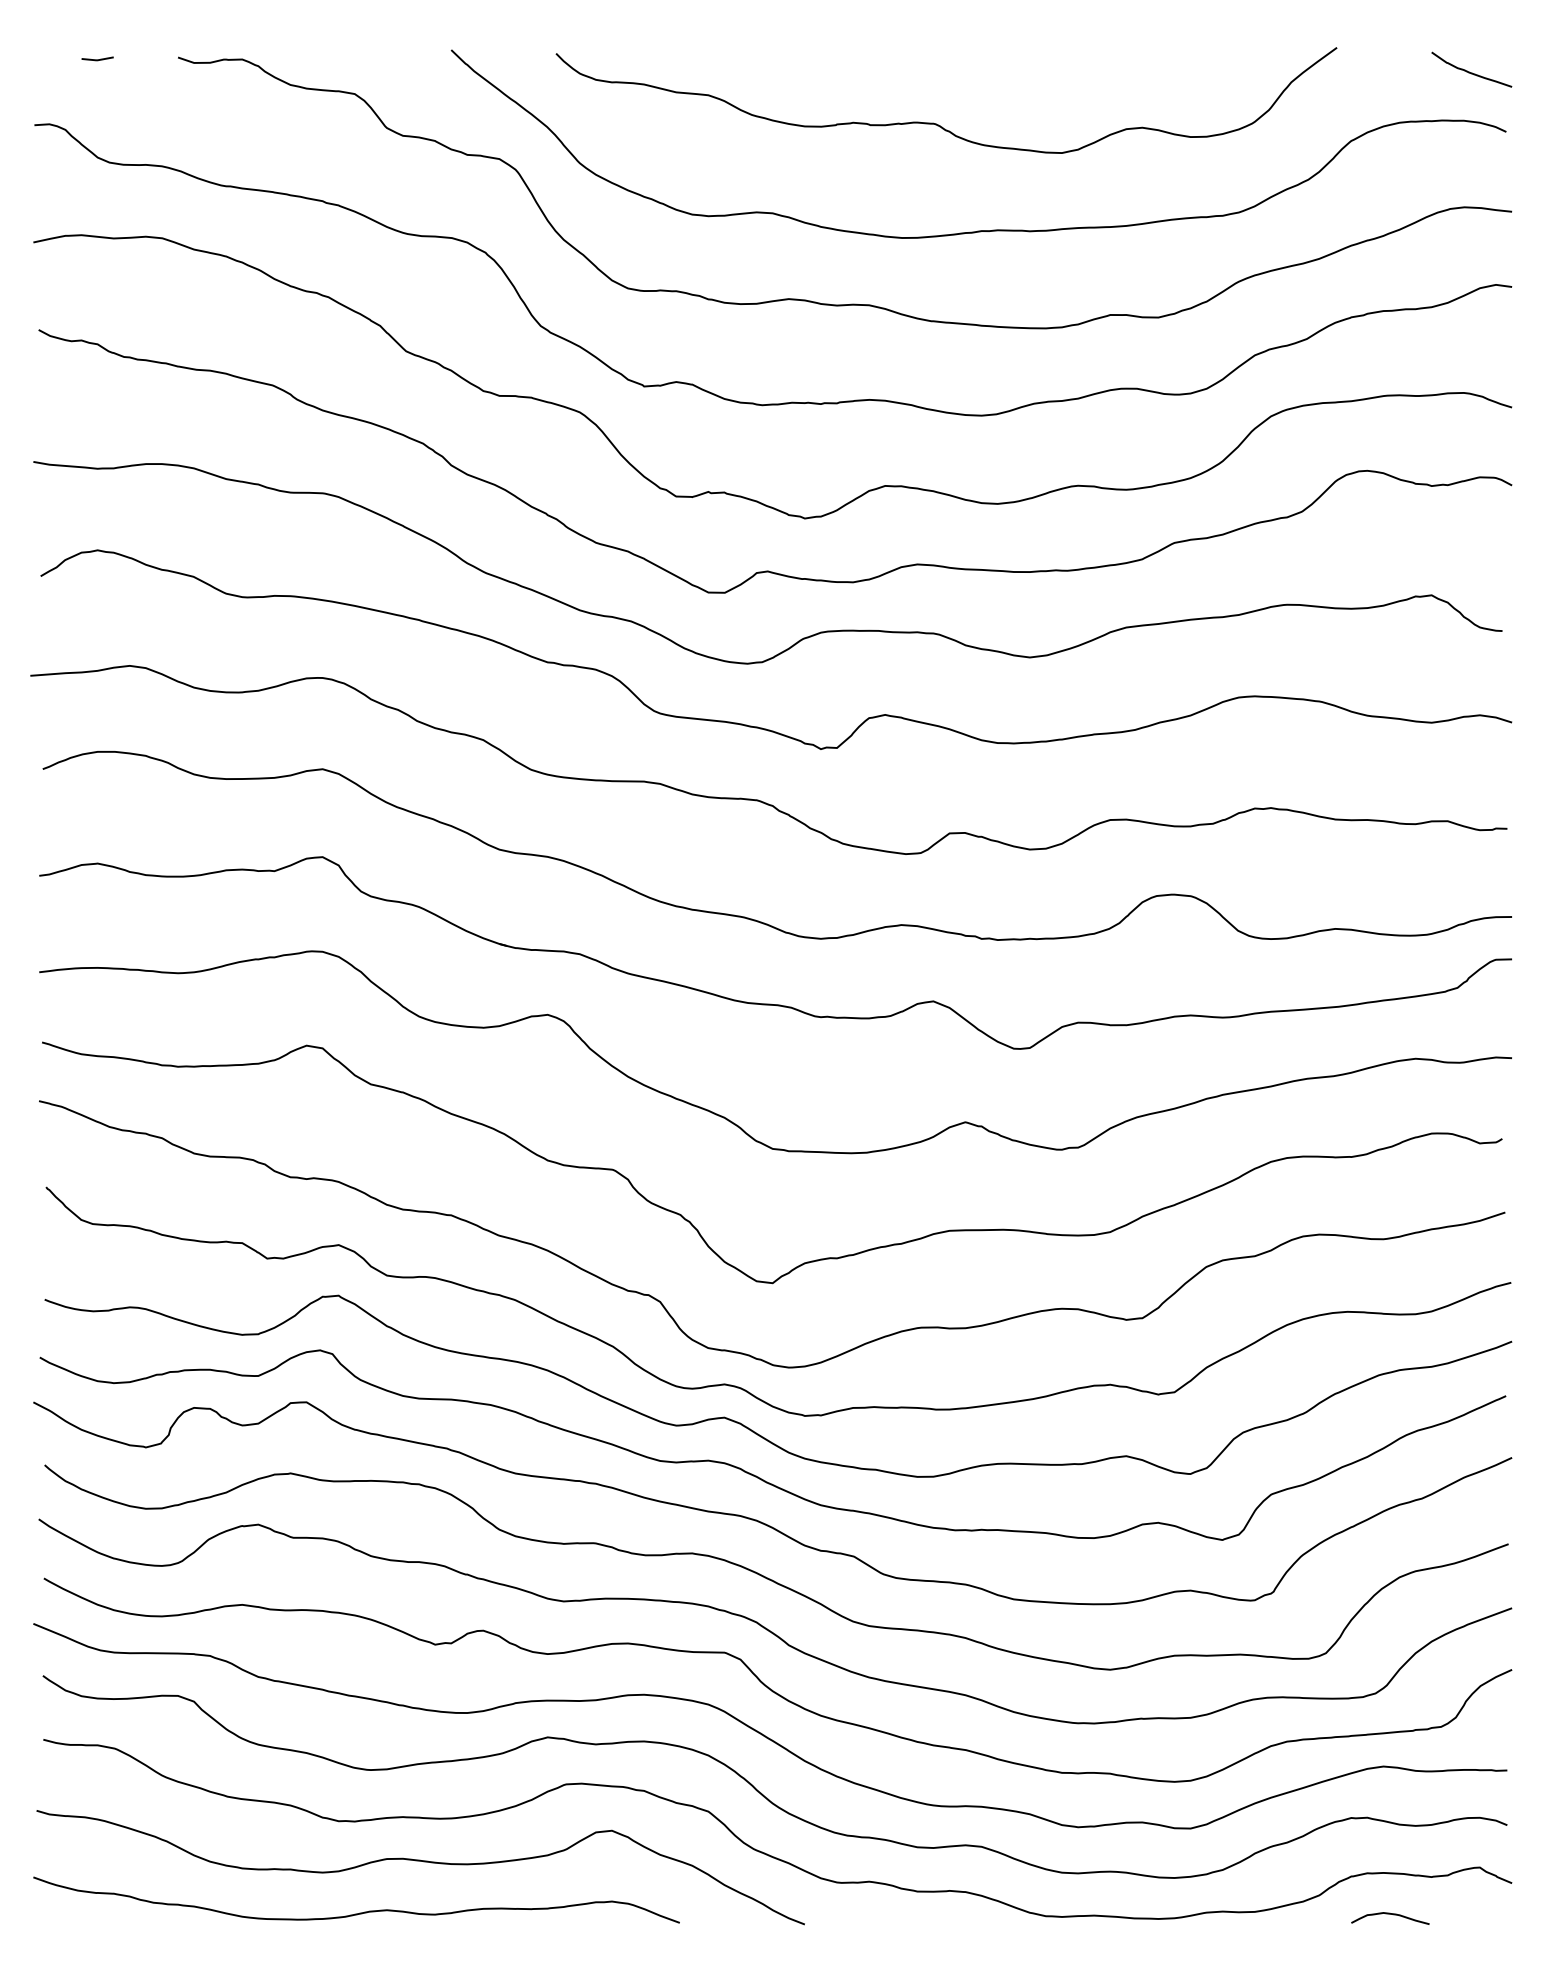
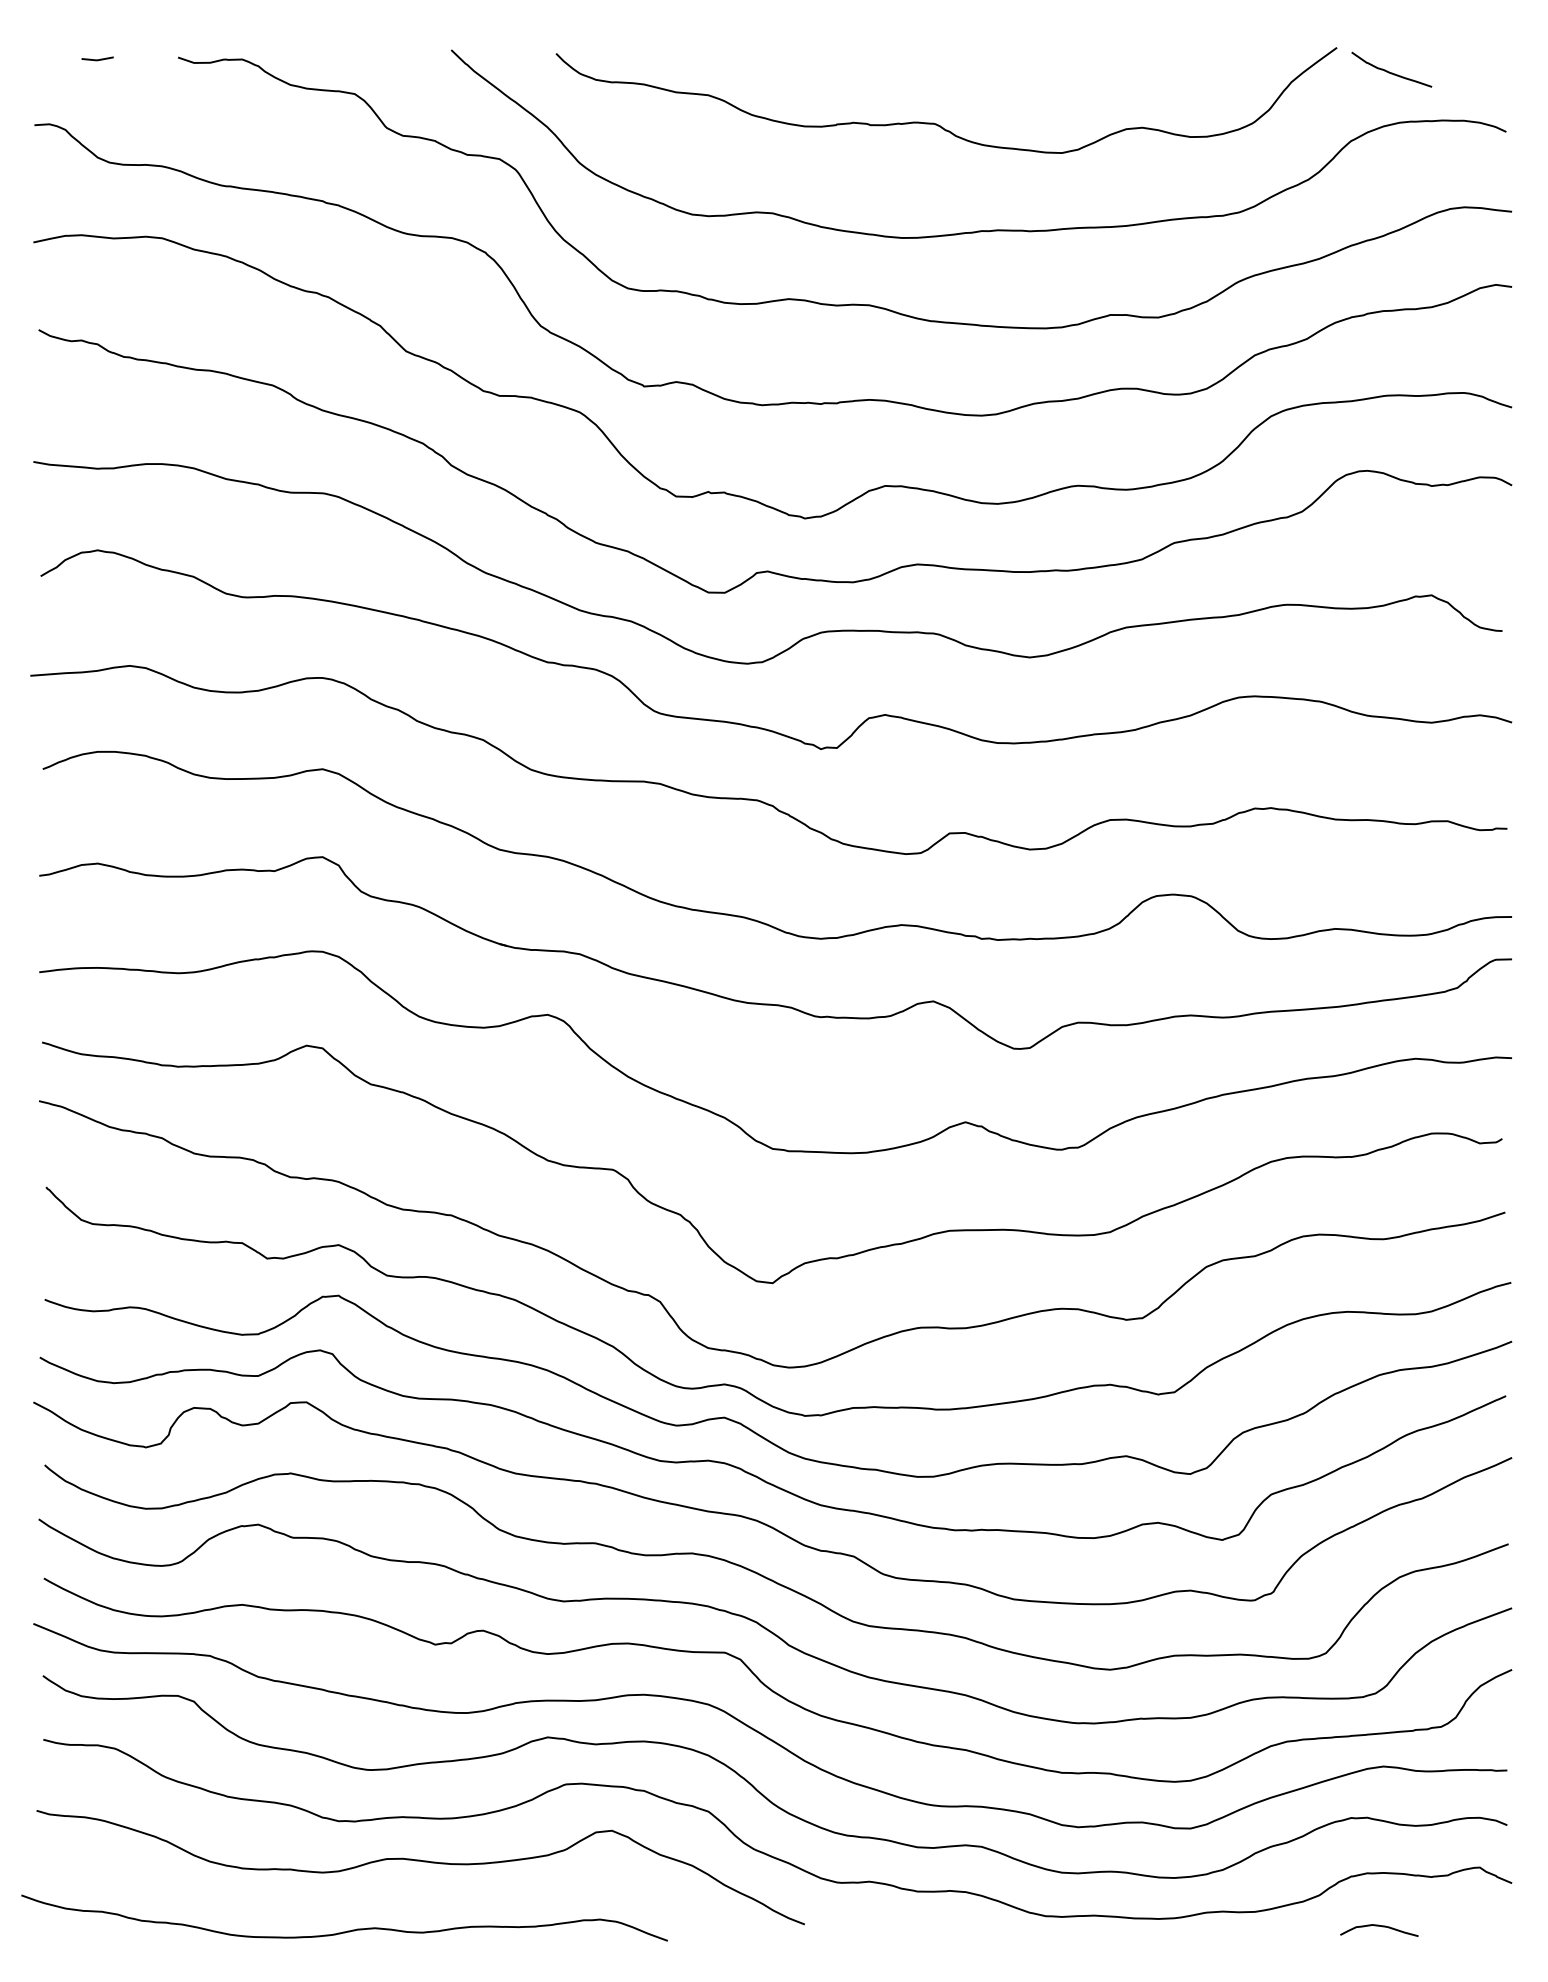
curve position: (1469, 71) -> (1389, 71) (1389, 71)
curve position: (359, 1912) -> (347, 1930) (347, 1930)
curve position: (1390, 1914) -> (1379, 1926) (1379, 1926)
